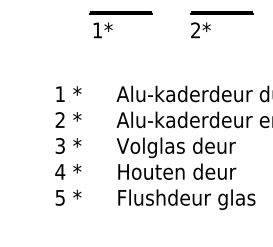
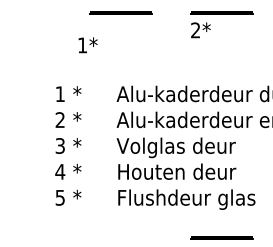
text position: (102, 30) -> (87, 45) (87, 45)
line: none -> present (221, 237)
